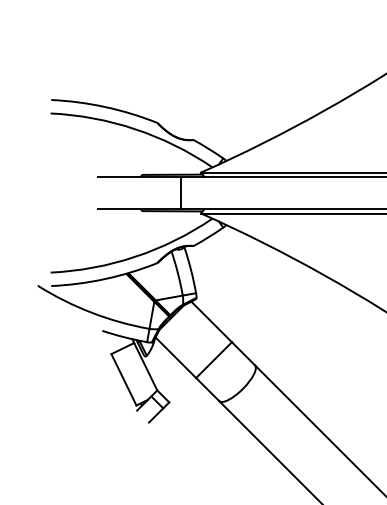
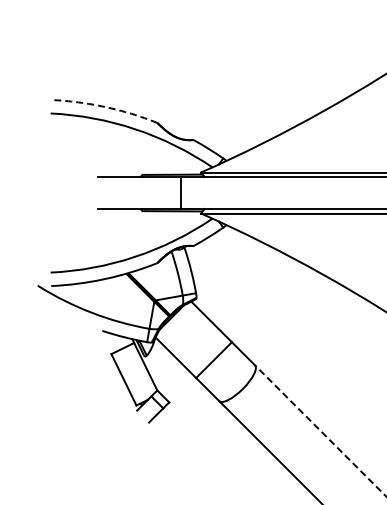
arc: solid -> dashed (105, 107)
line: solid -> dashed (320, 431)
